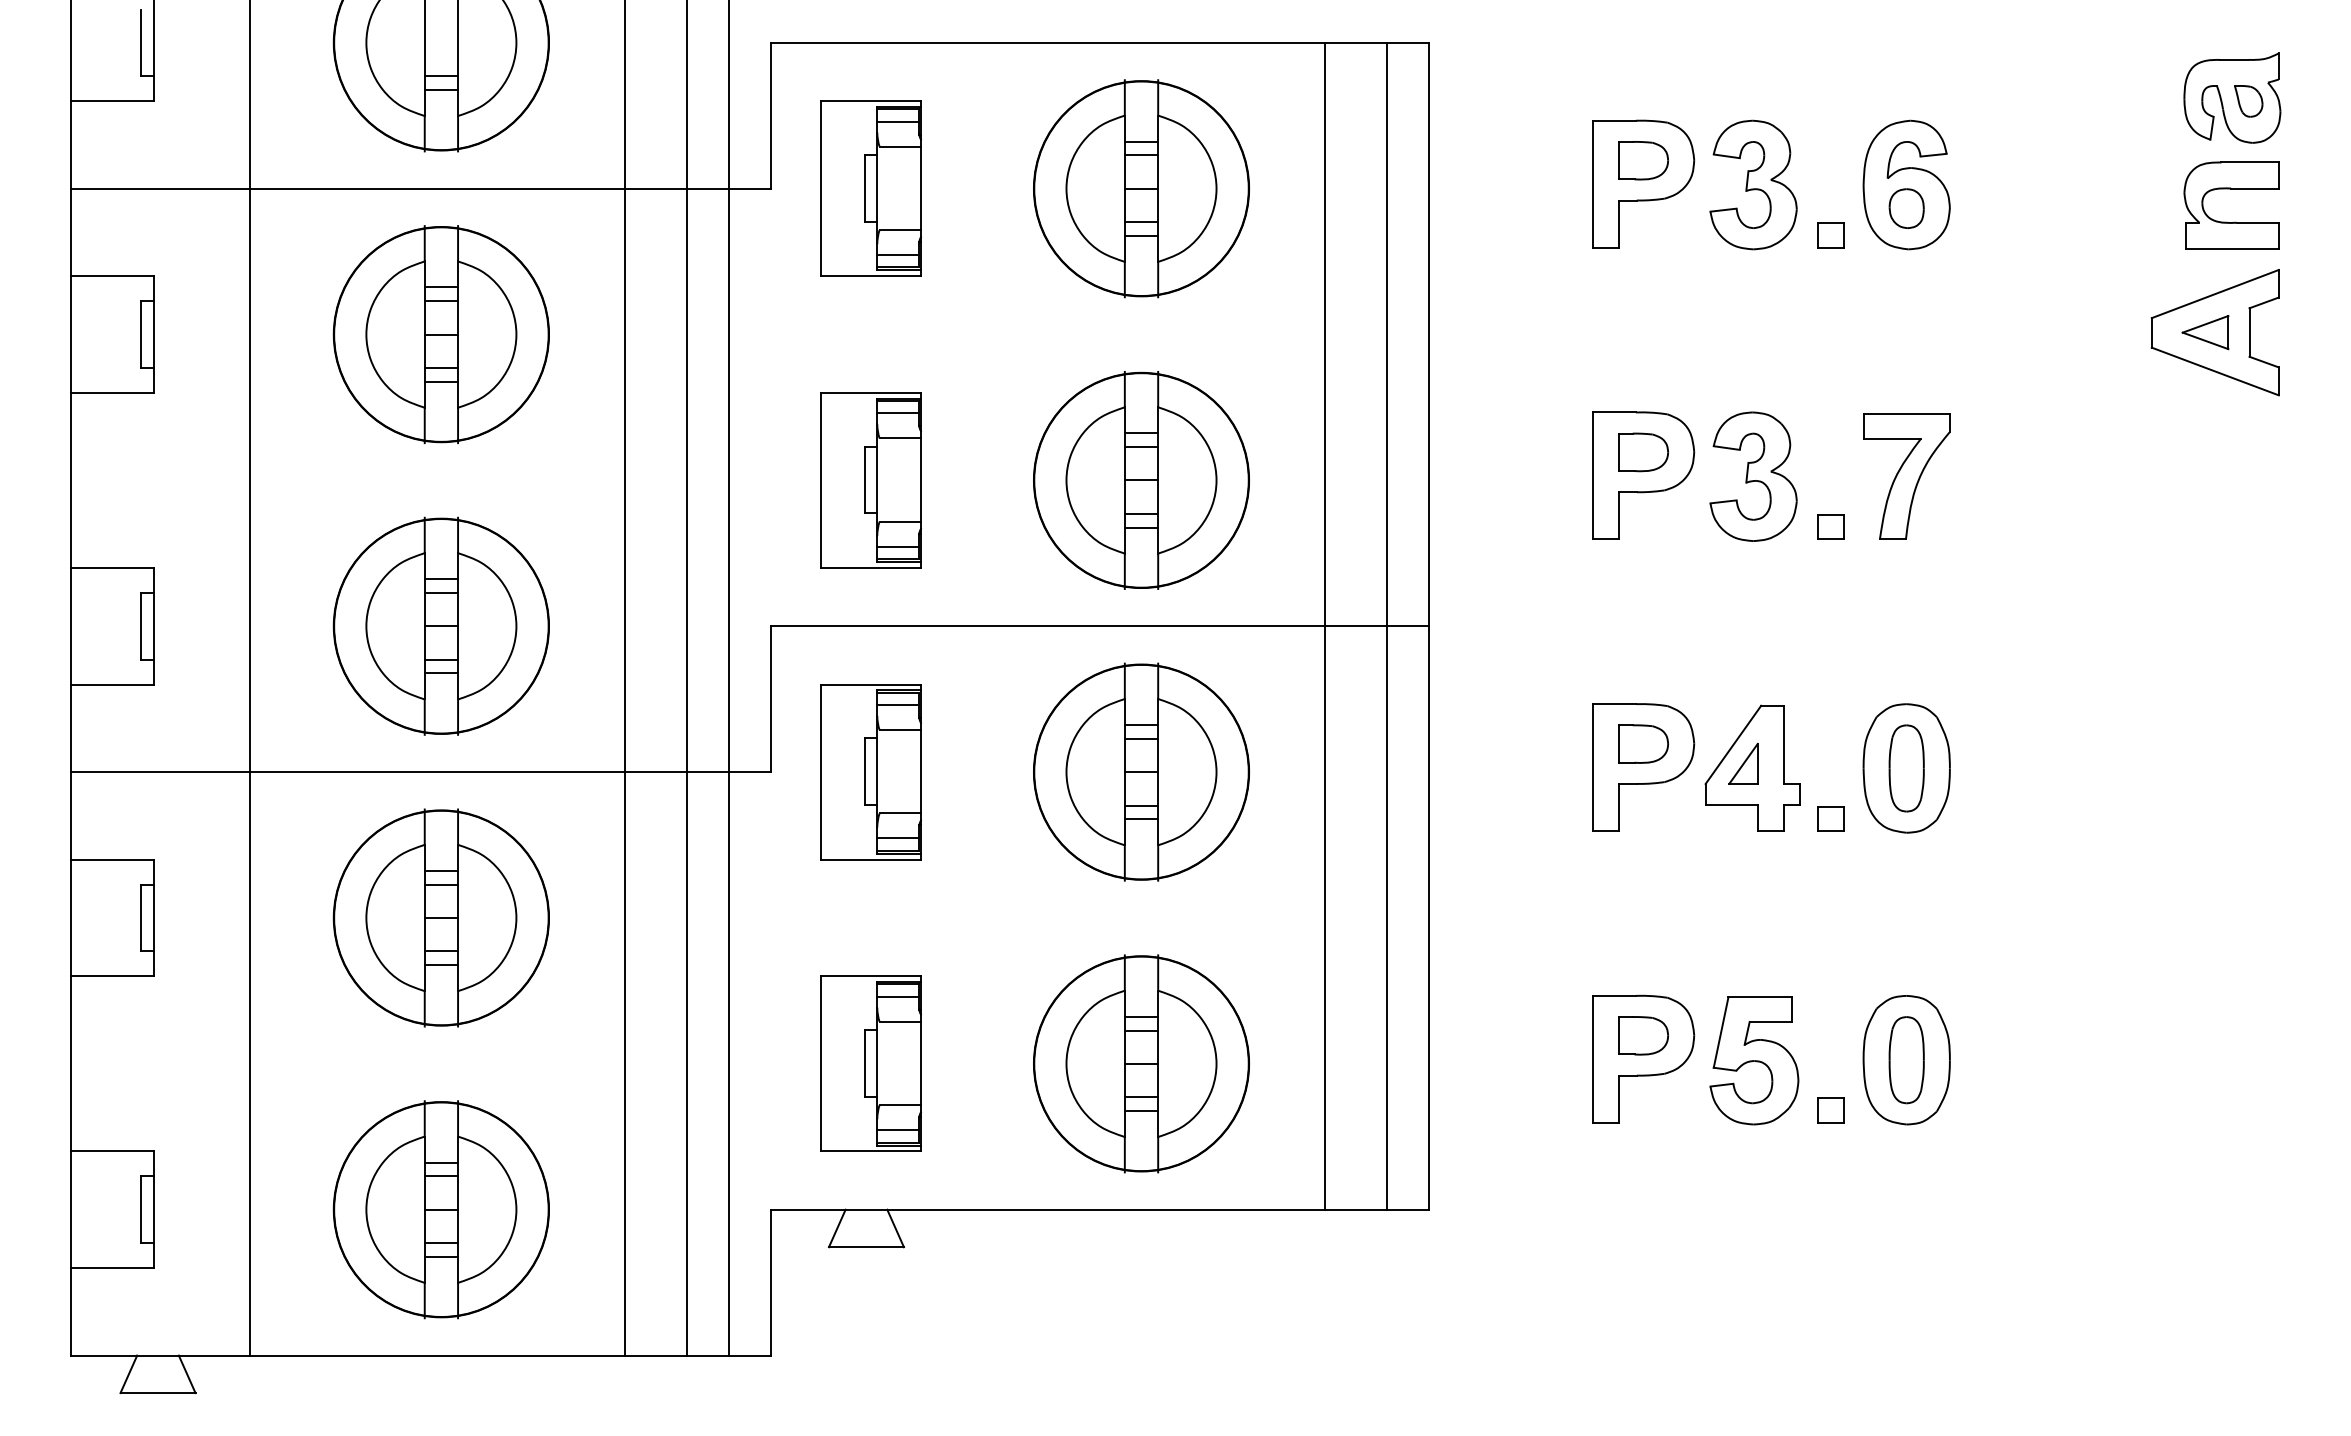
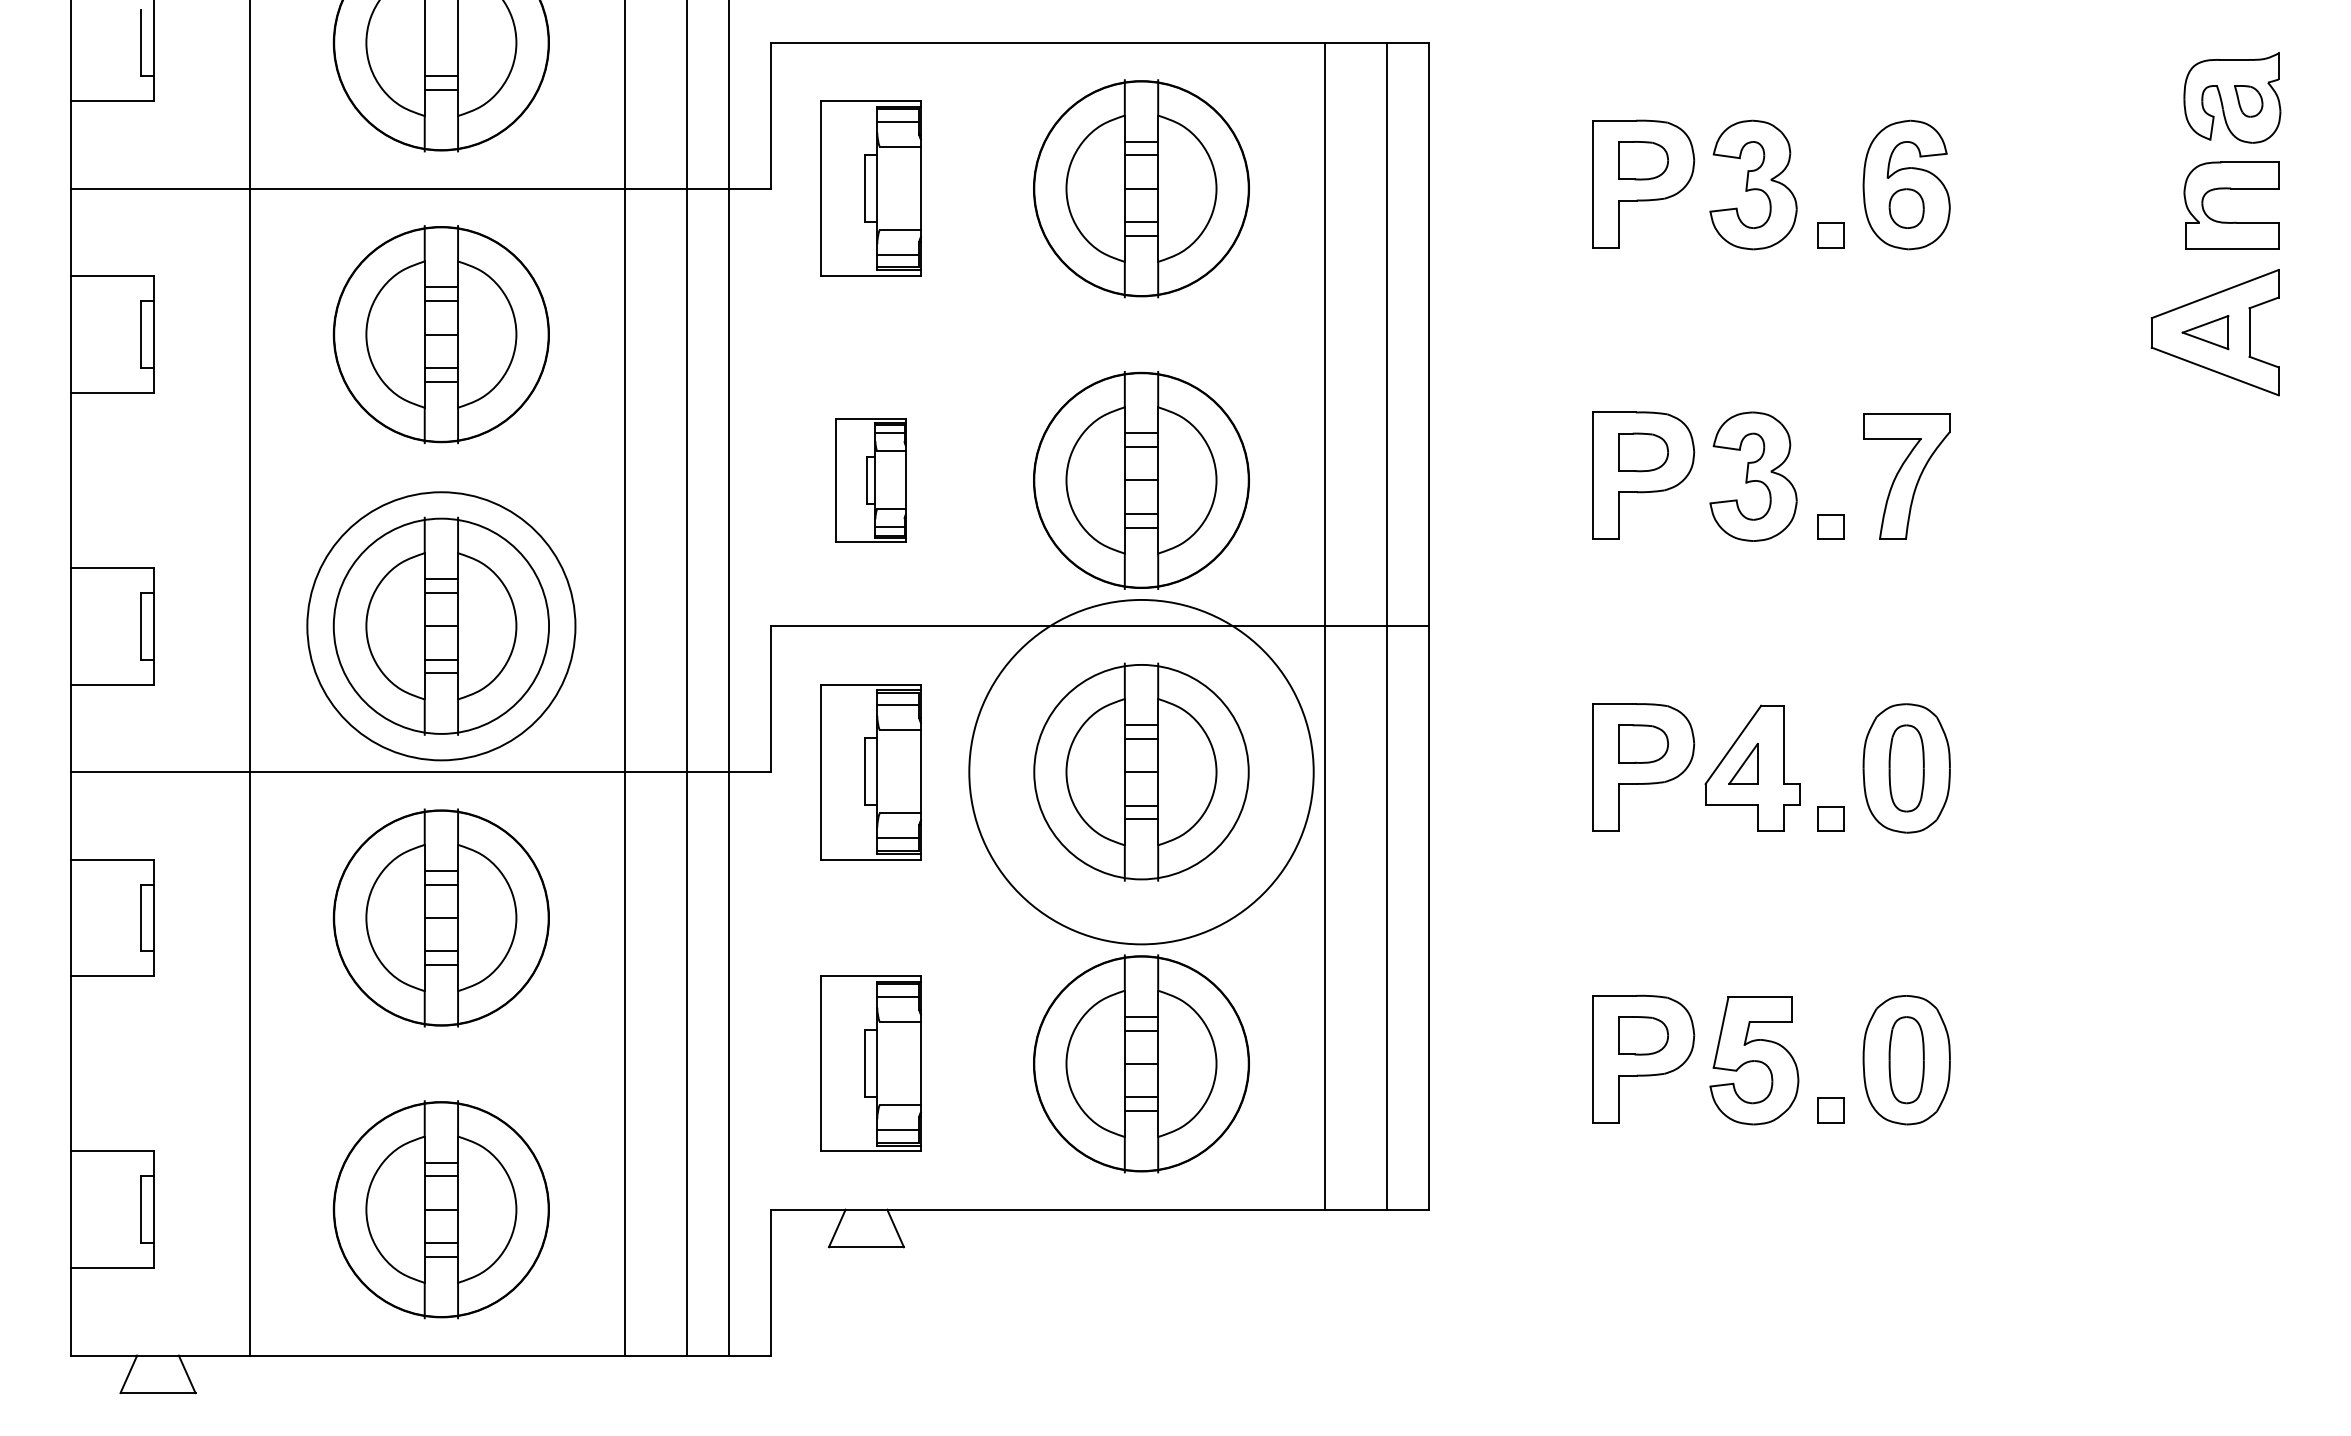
part size: 102x177 px -> 72x125 px (870, 480)
circle diameter: 214 px -> 268 px (441, 626)
circle diameter: 215 px -> 344 px (1141, 771)
